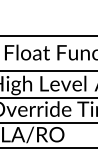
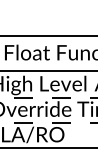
line: solid -> dashed (49, 97)
line: solid -> dashed (49, 123)
